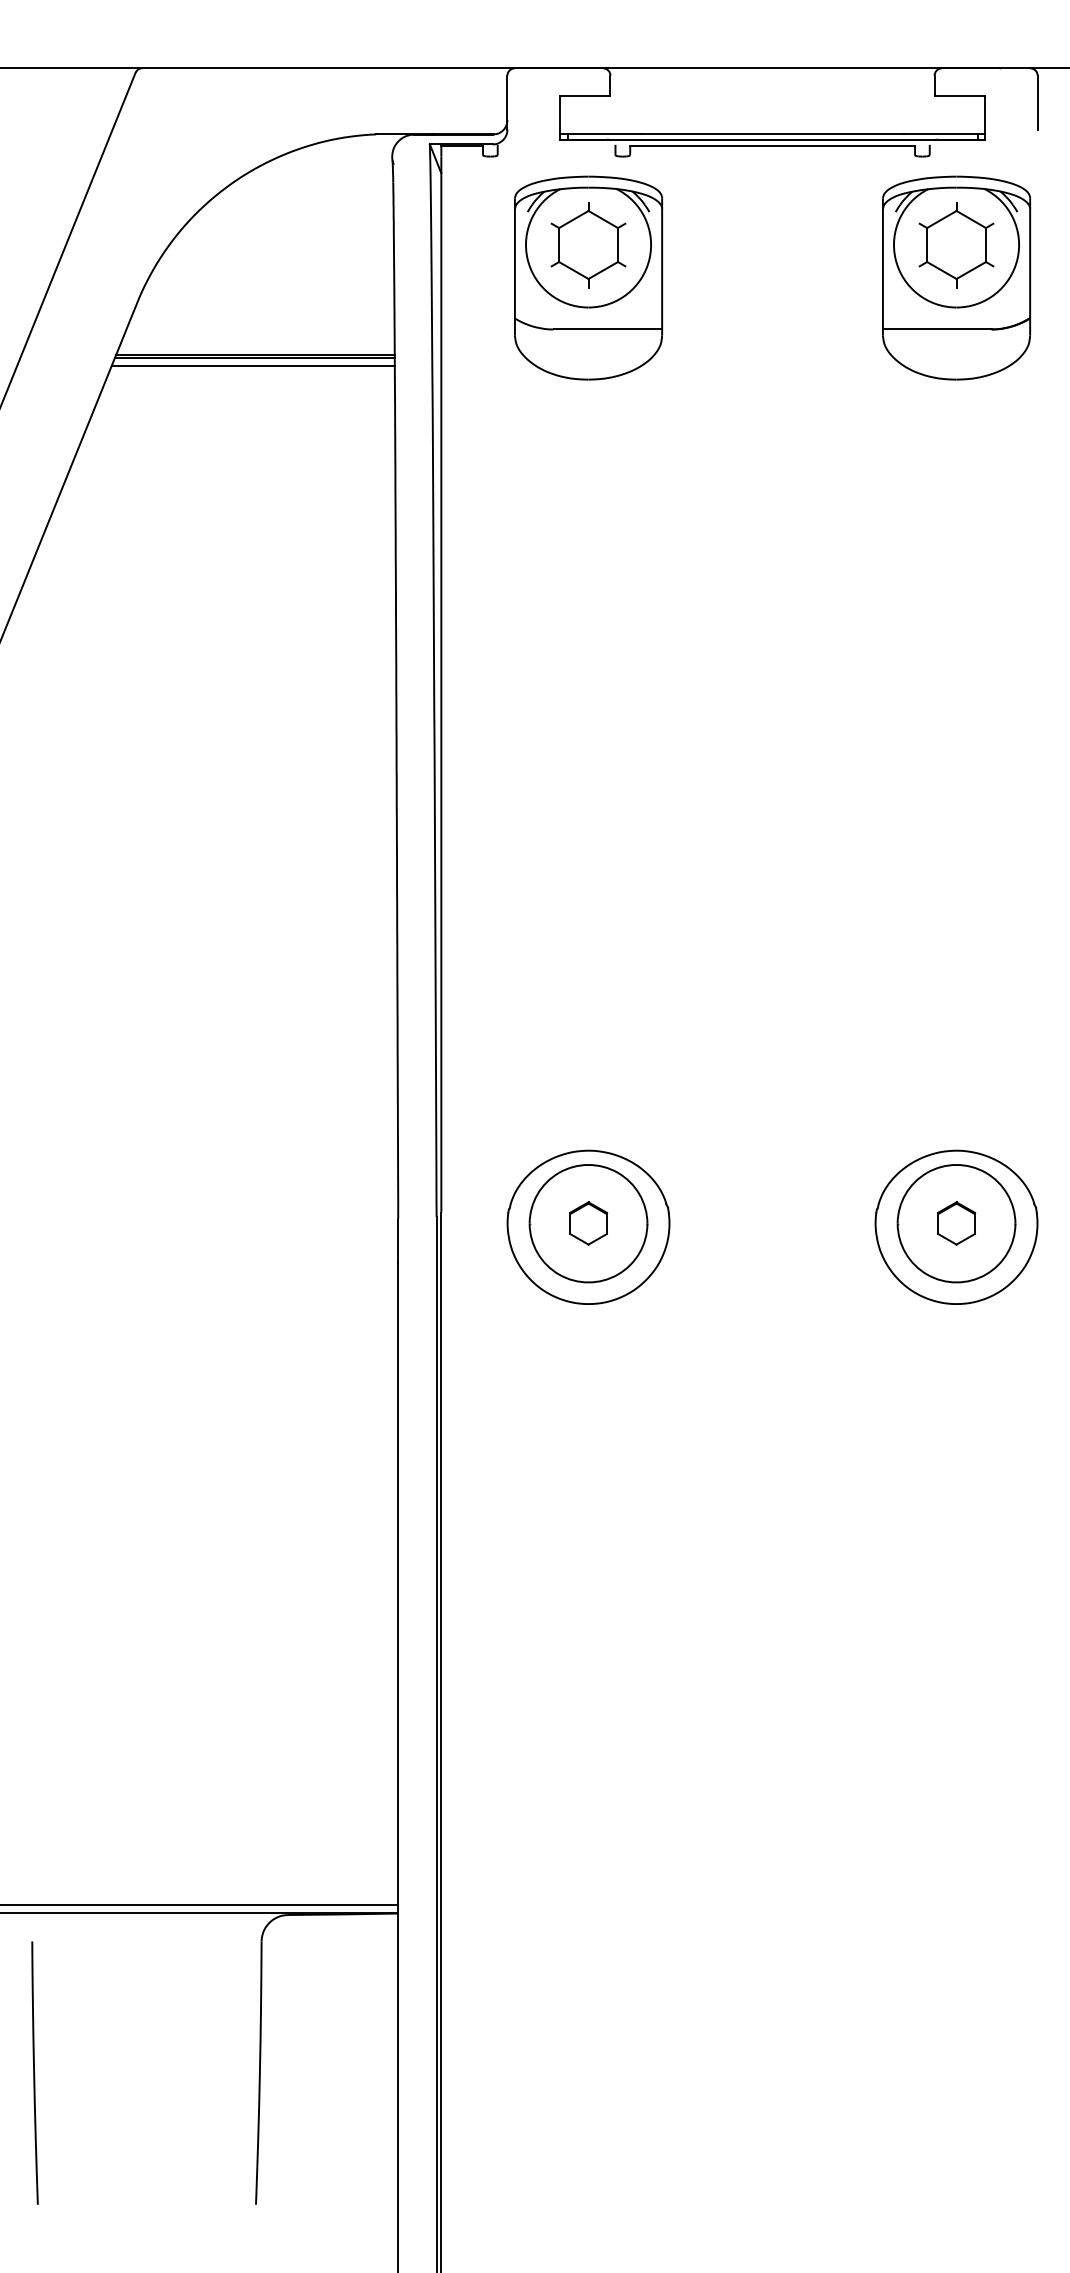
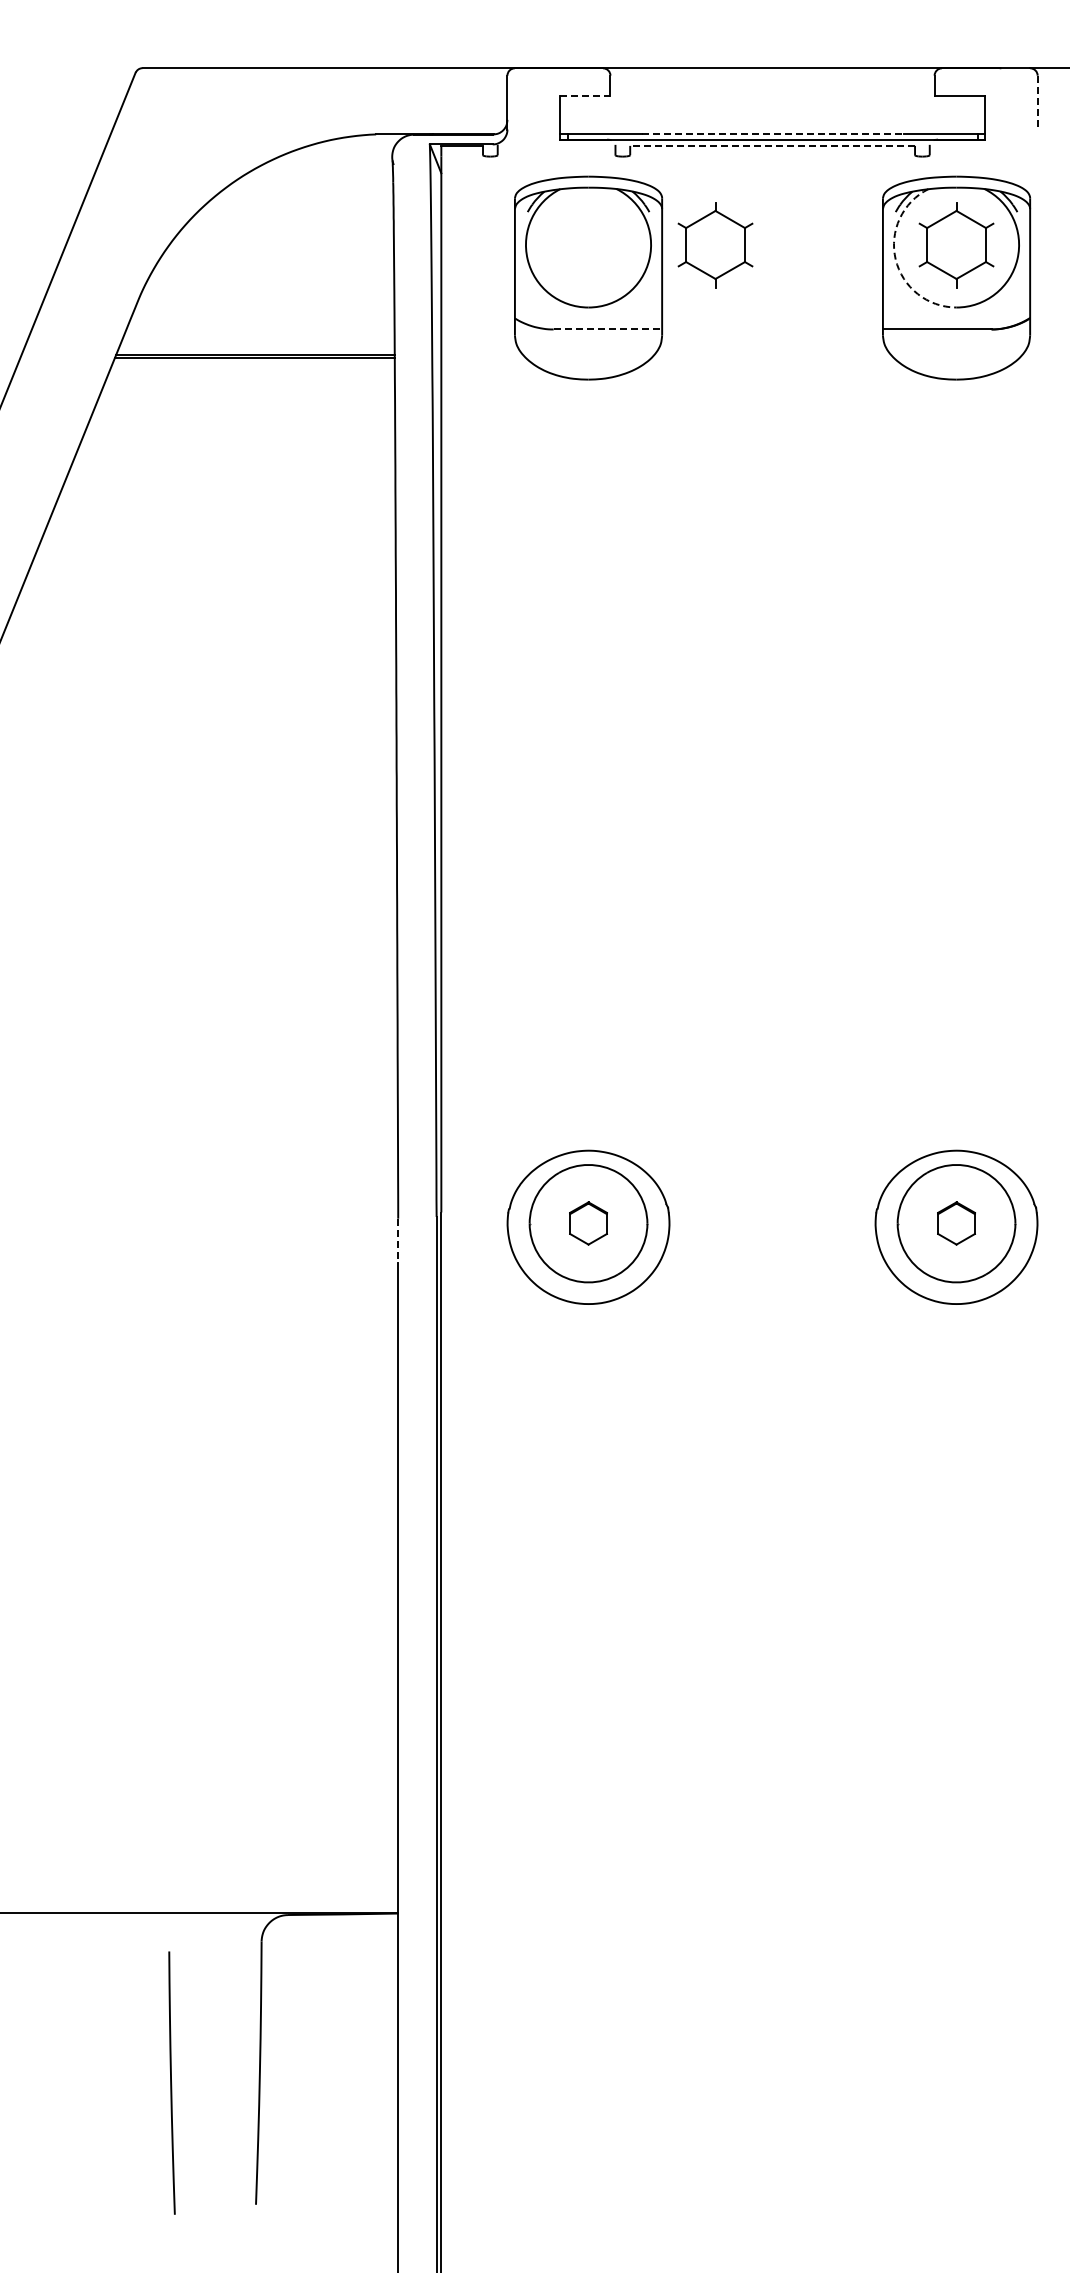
line: present -> none (71, 68)
line: solid -> dashed (585, 95)
line: solid -> dashed (1037, 102)
line: solid -> dashed (773, 134)
line: solid -> dashed (772, 145)
part position: (588, 245) -> (715, 245) (715, 245)
arc: solid -> dashed (895, 259)
line: solid -> dashed (608, 329)
line: present -> none (252, 365)
line: solid -> dashed (398, 1241)
line: present -> none (200, 1905)
line position: (34, 2072) -> (171, 2082) (171, 2082)
